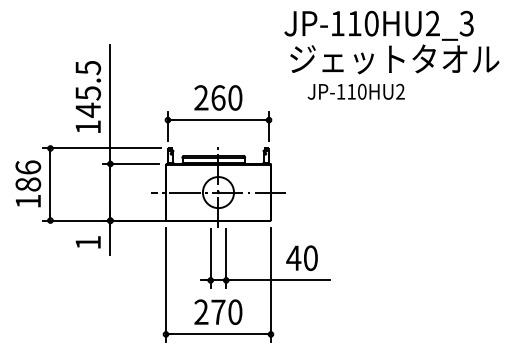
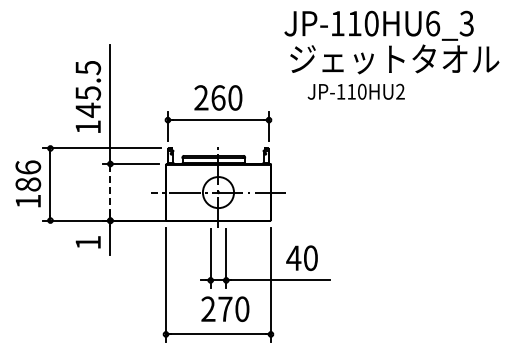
text: JP-110HU2_3 -> JP-110HU6_3 (432, 23)
line: solid -> dashed (110, 192)
text position: (218, 311) -> (225, 308) (225, 308)
